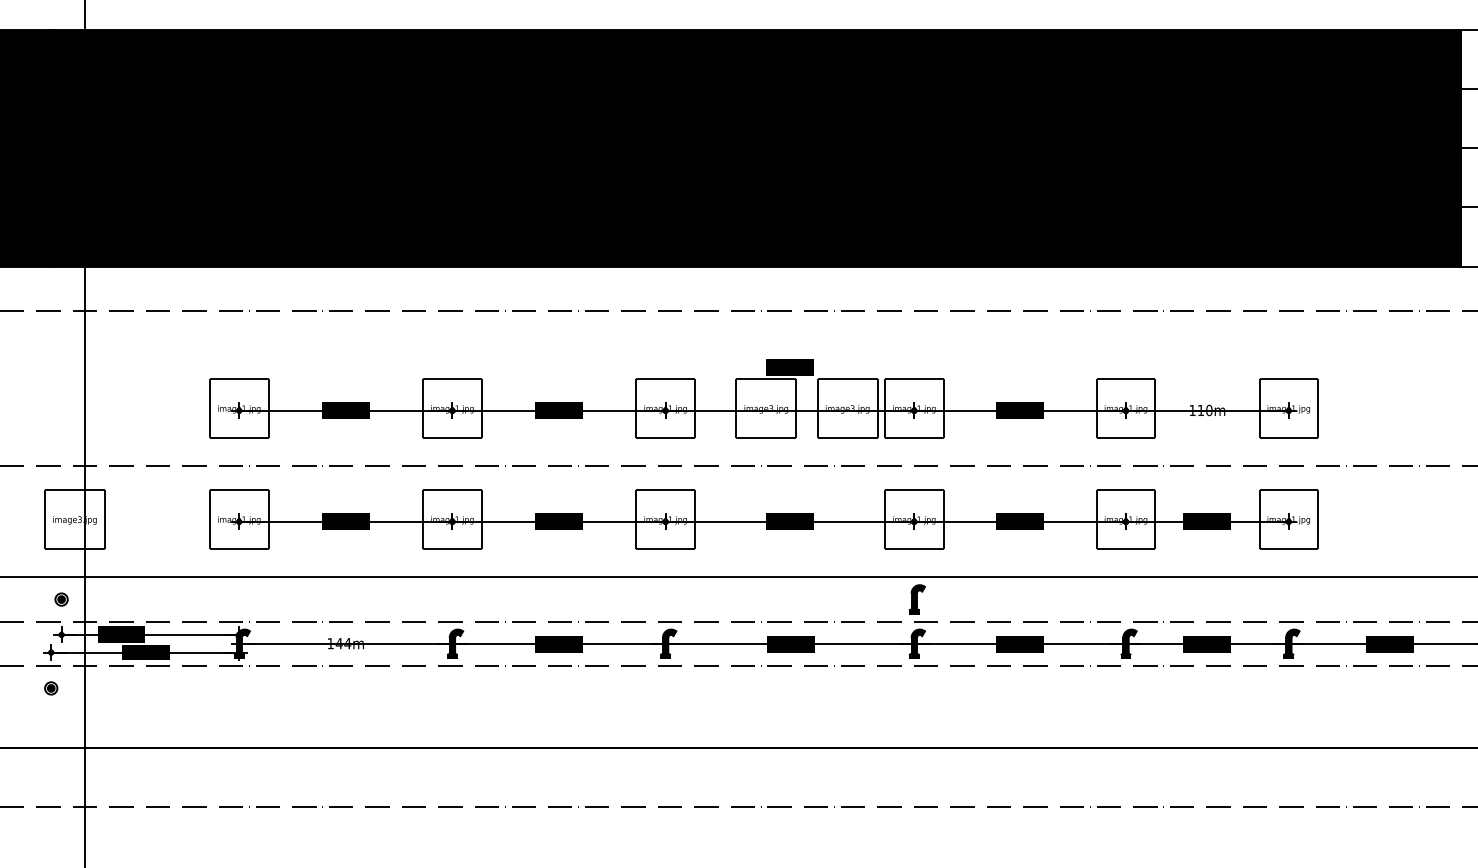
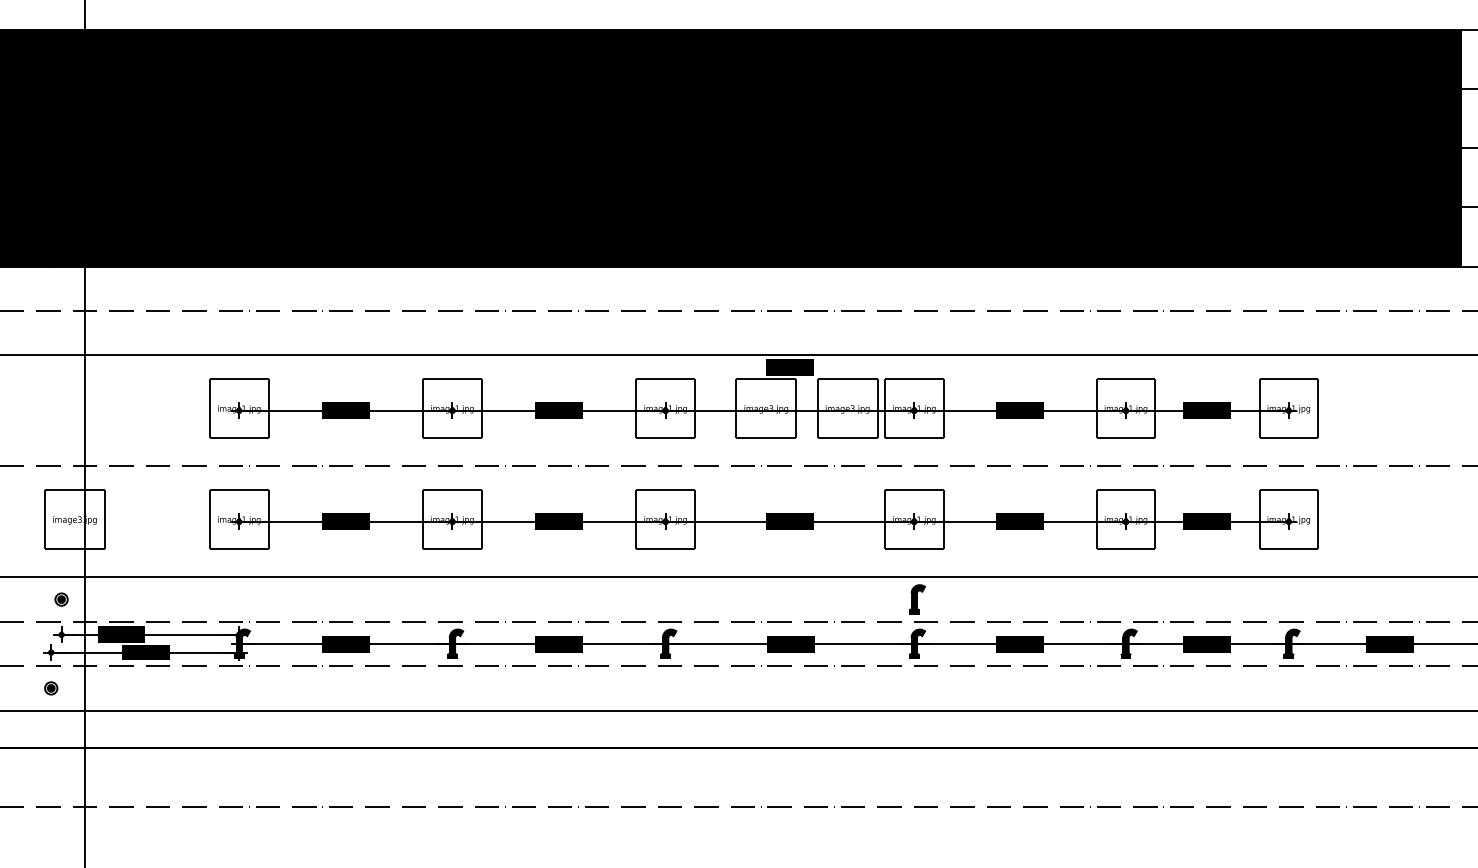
line: none -> present (738, 355)
fill: none -> present (1207, 410)
fill: none -> present (345, 643)
line: none -> present (738, 710)
